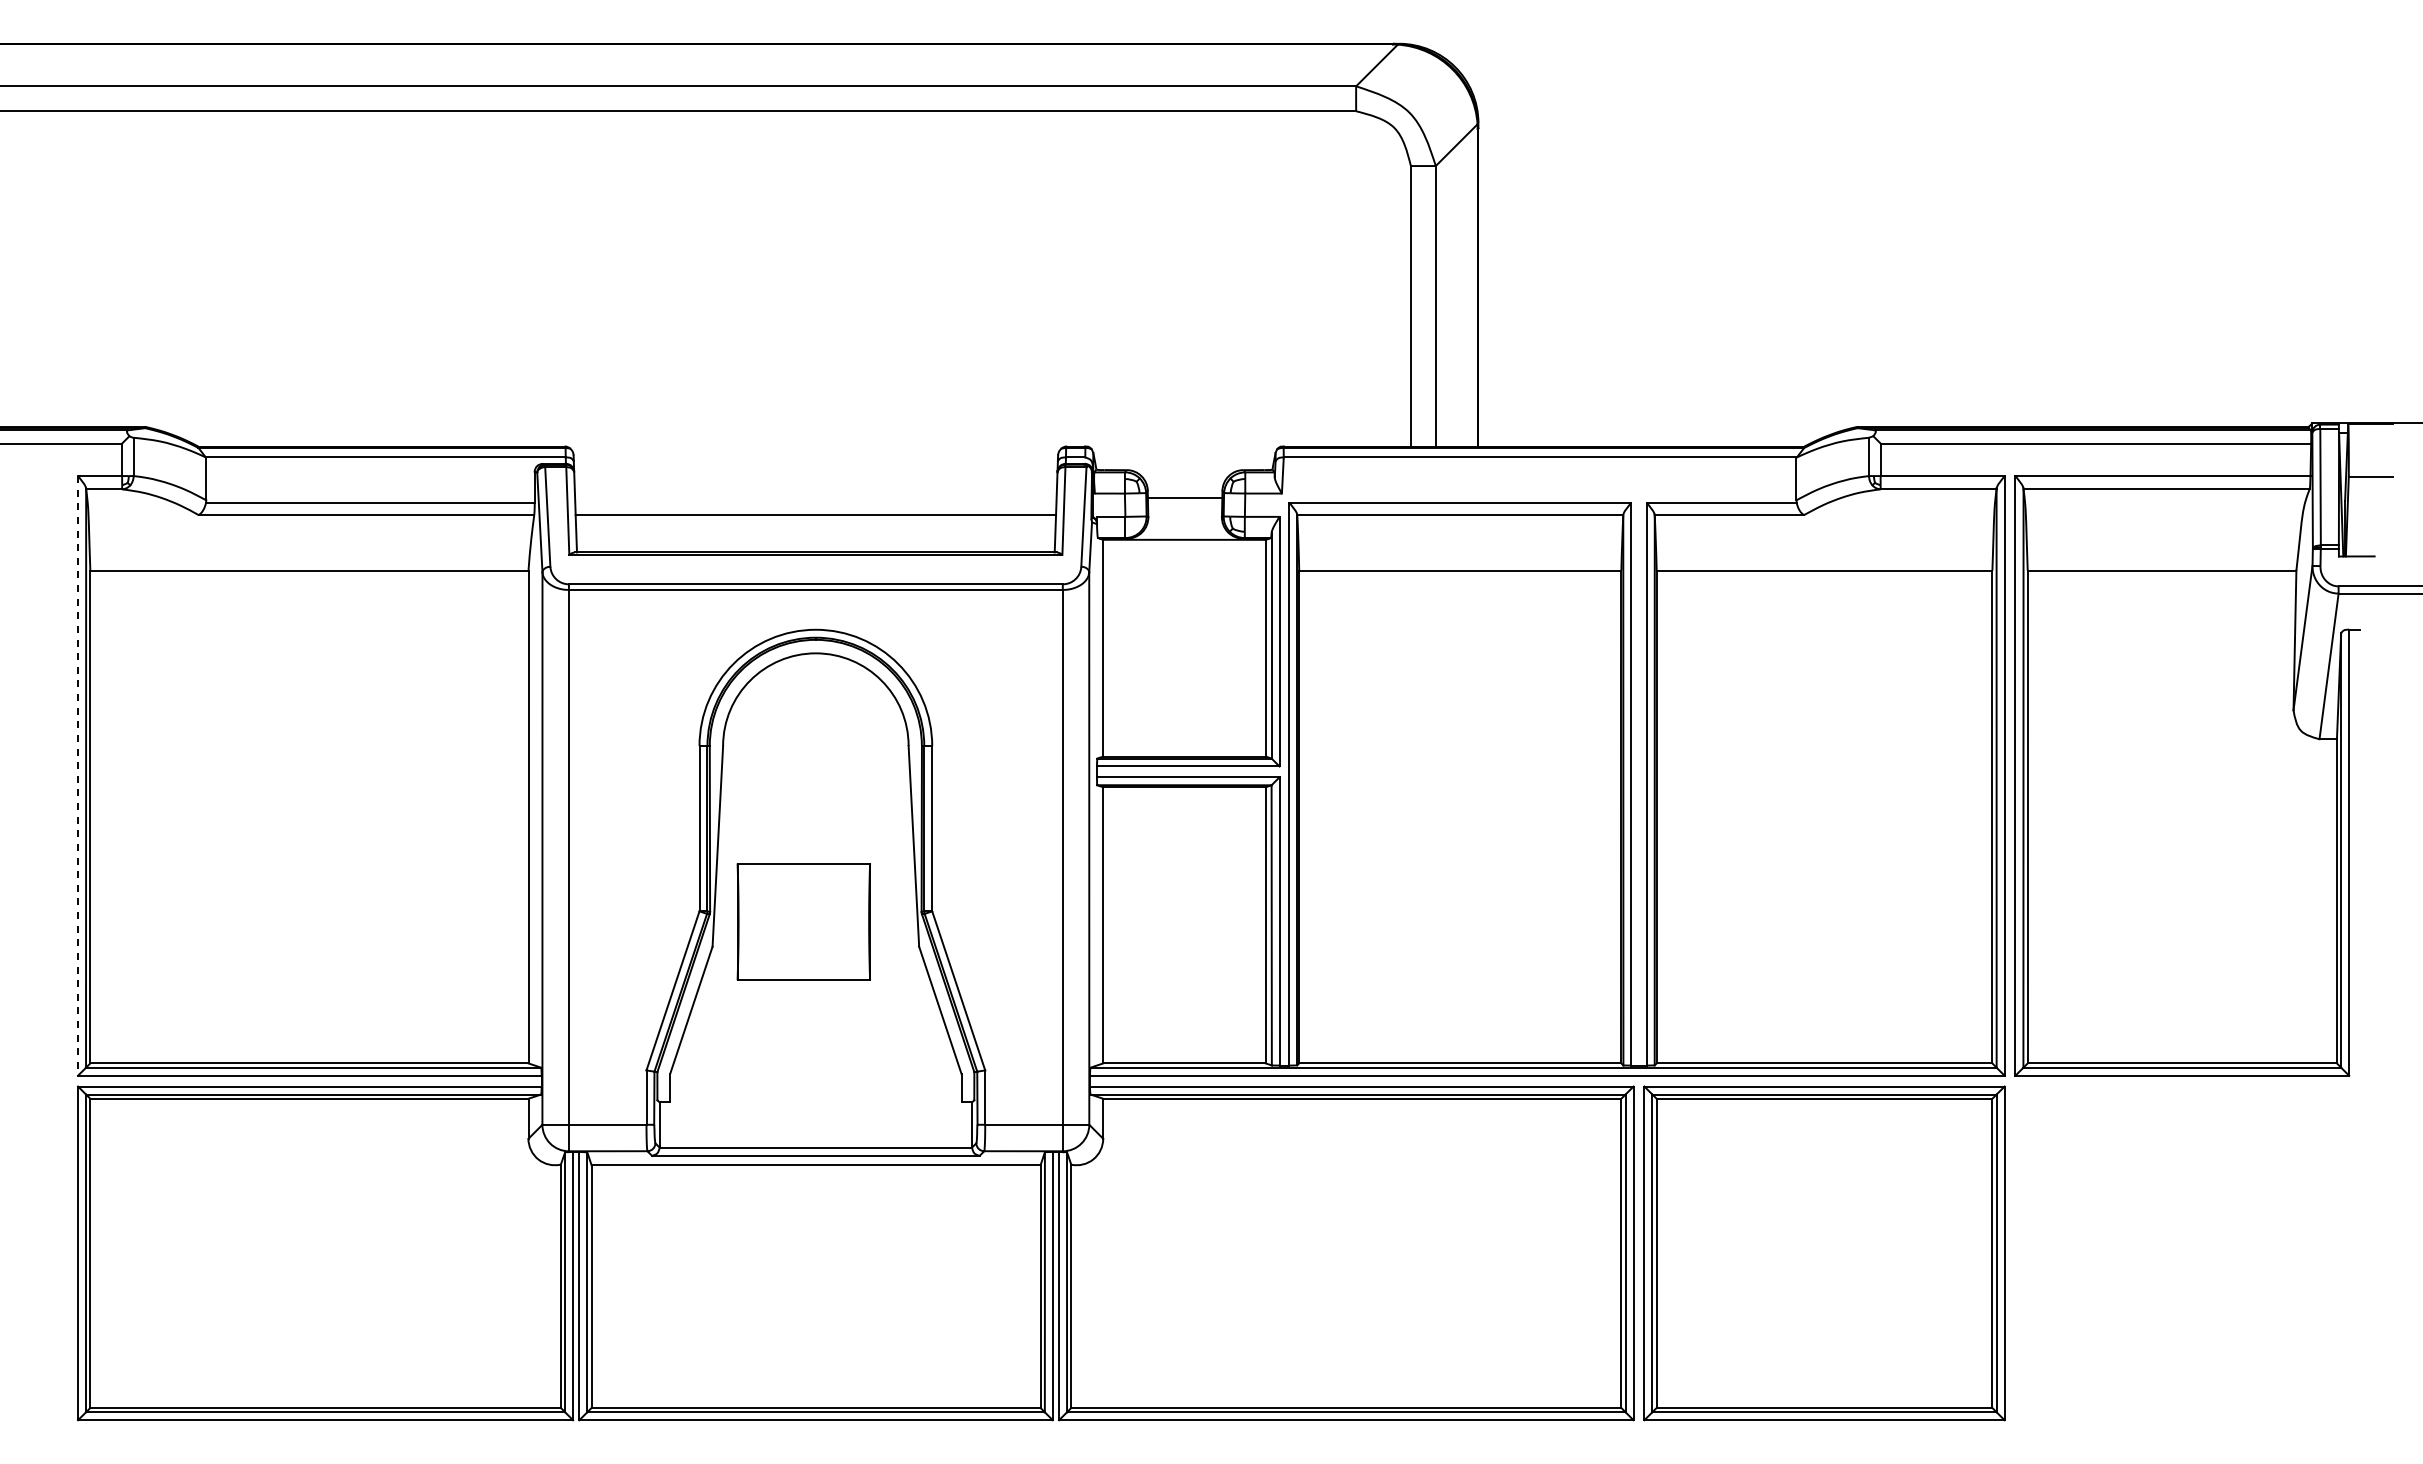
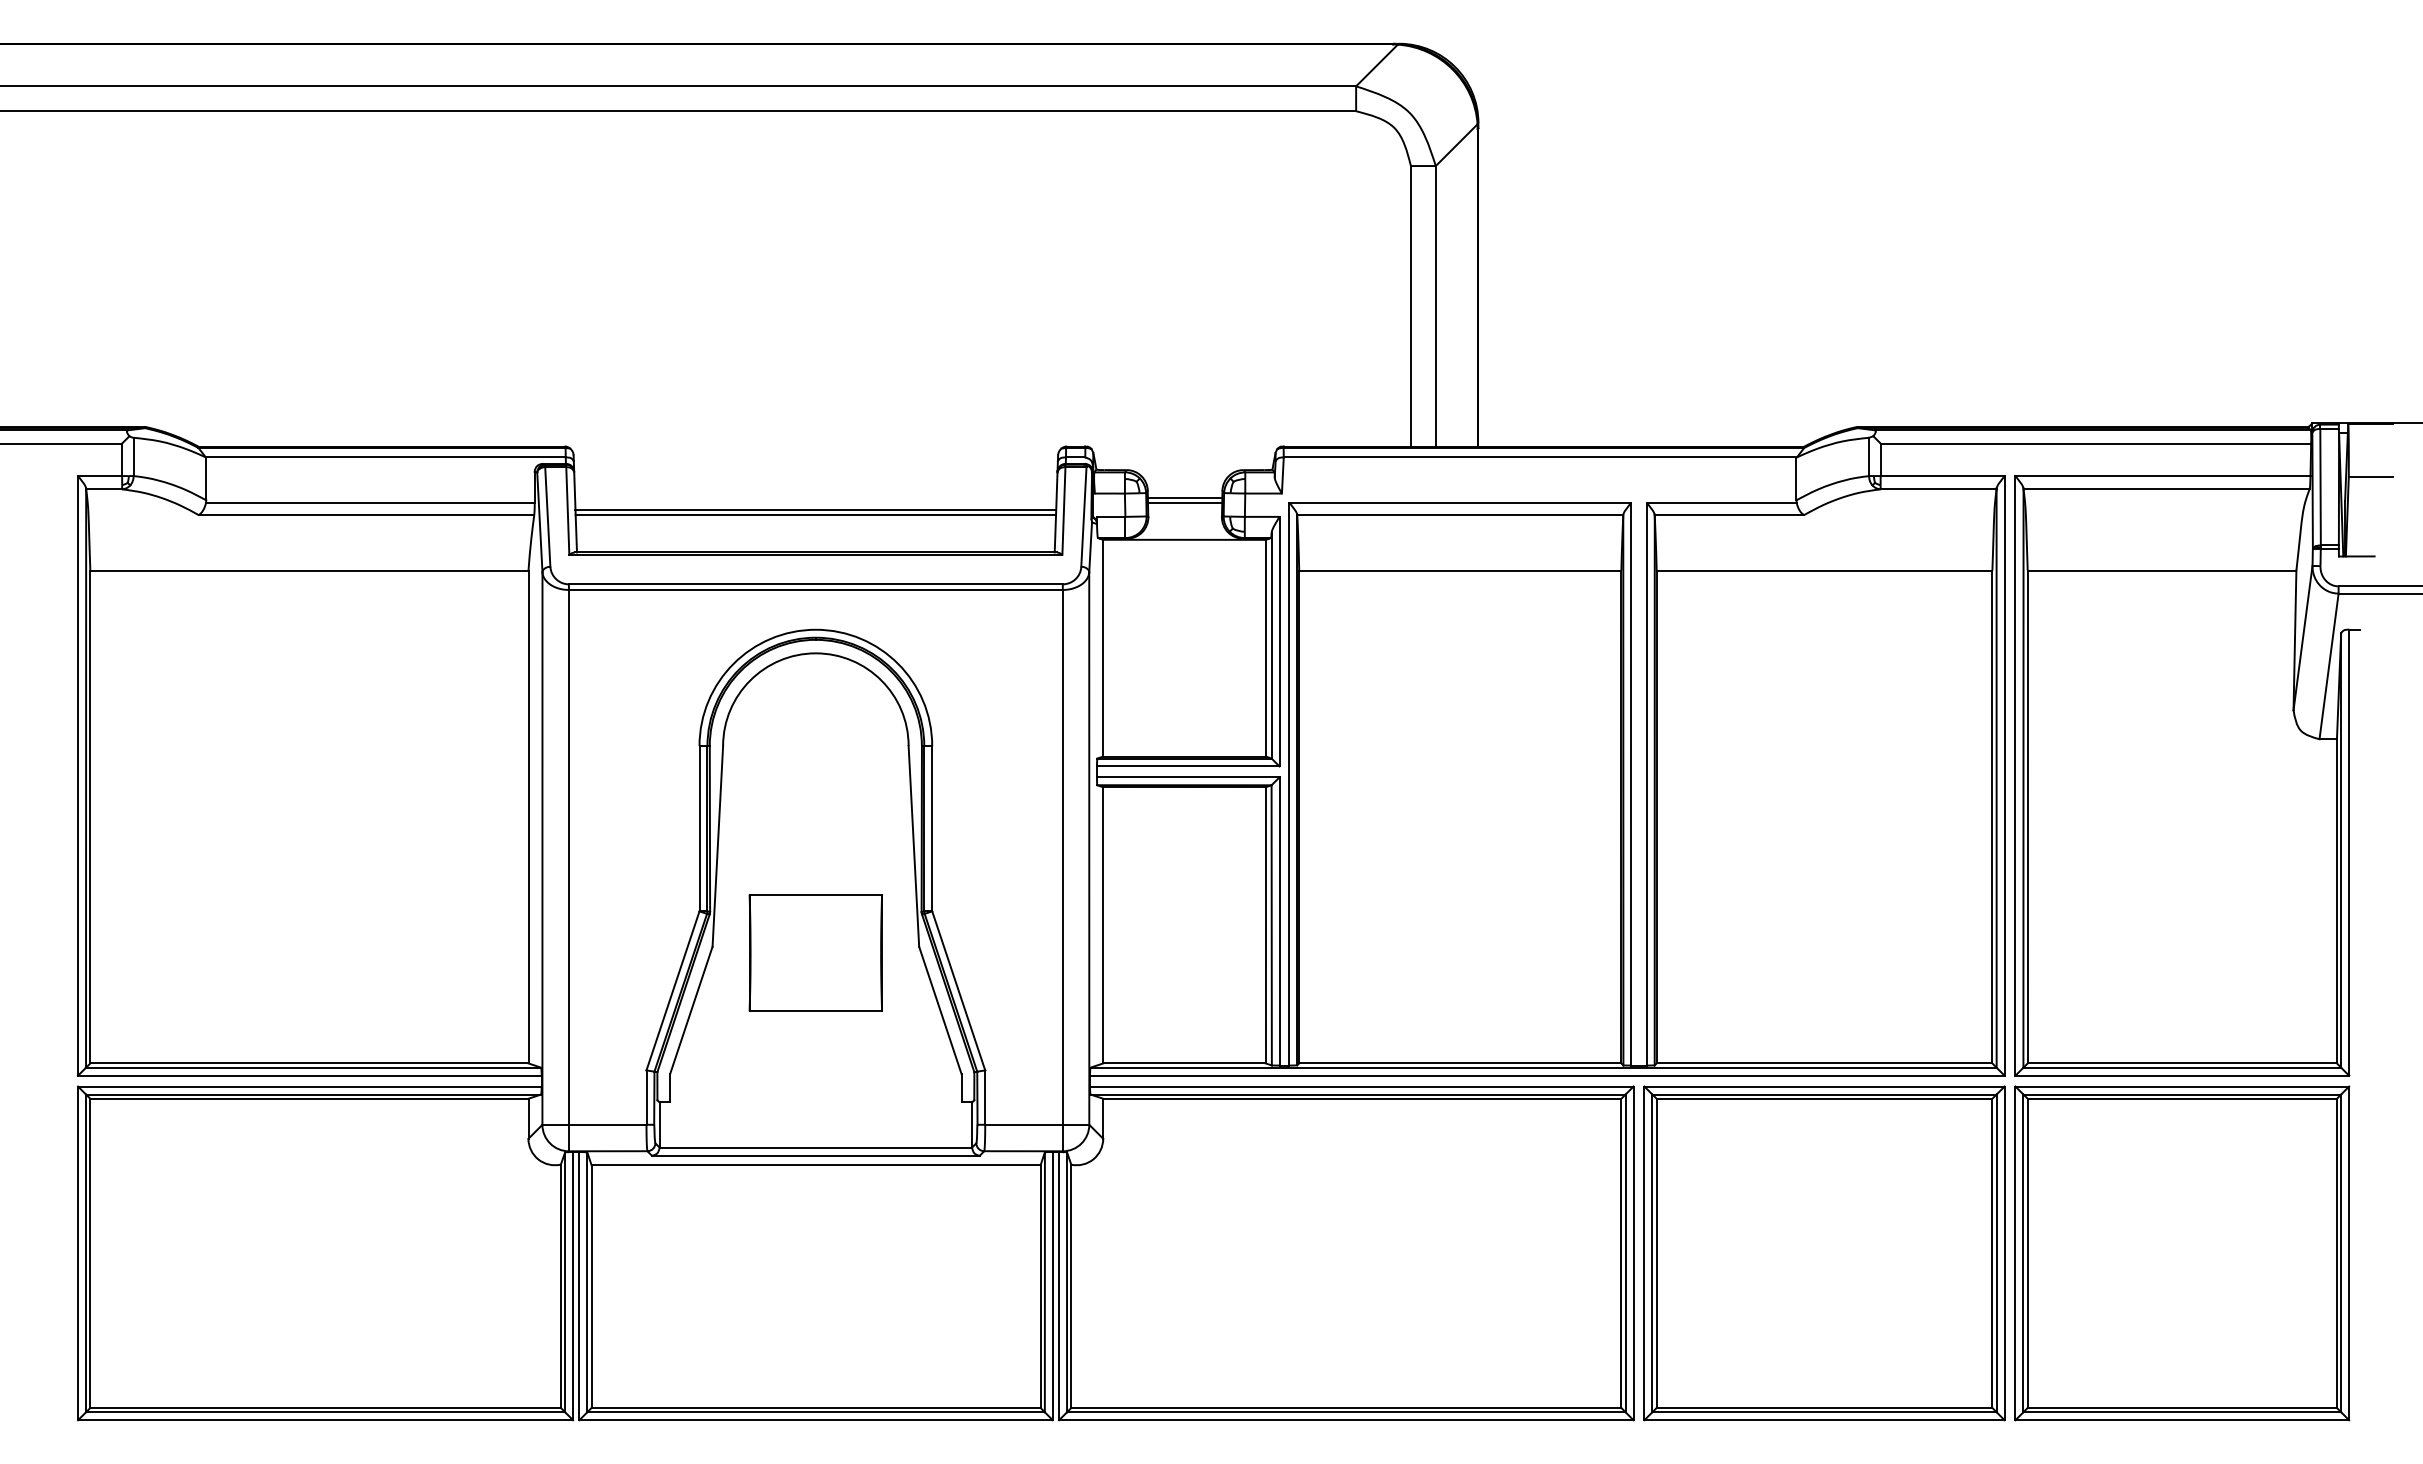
line: none -> present (1185, 503)
line: none -> present (815, 509)
line: dashed -> solid (78, 775)
part position: (803, 921) -> (815, 952) (815, 952)
part: none -> present (2182, 1253)
